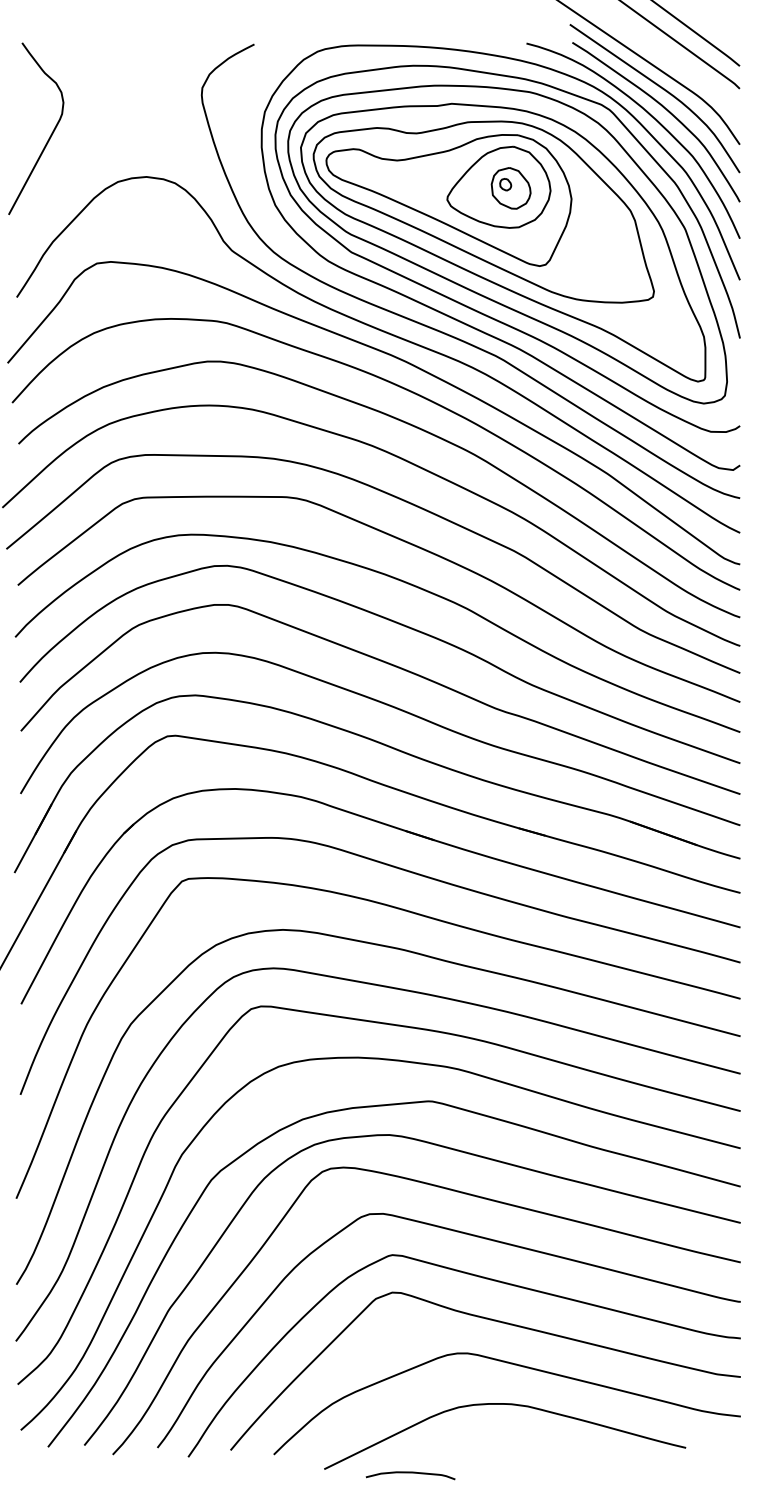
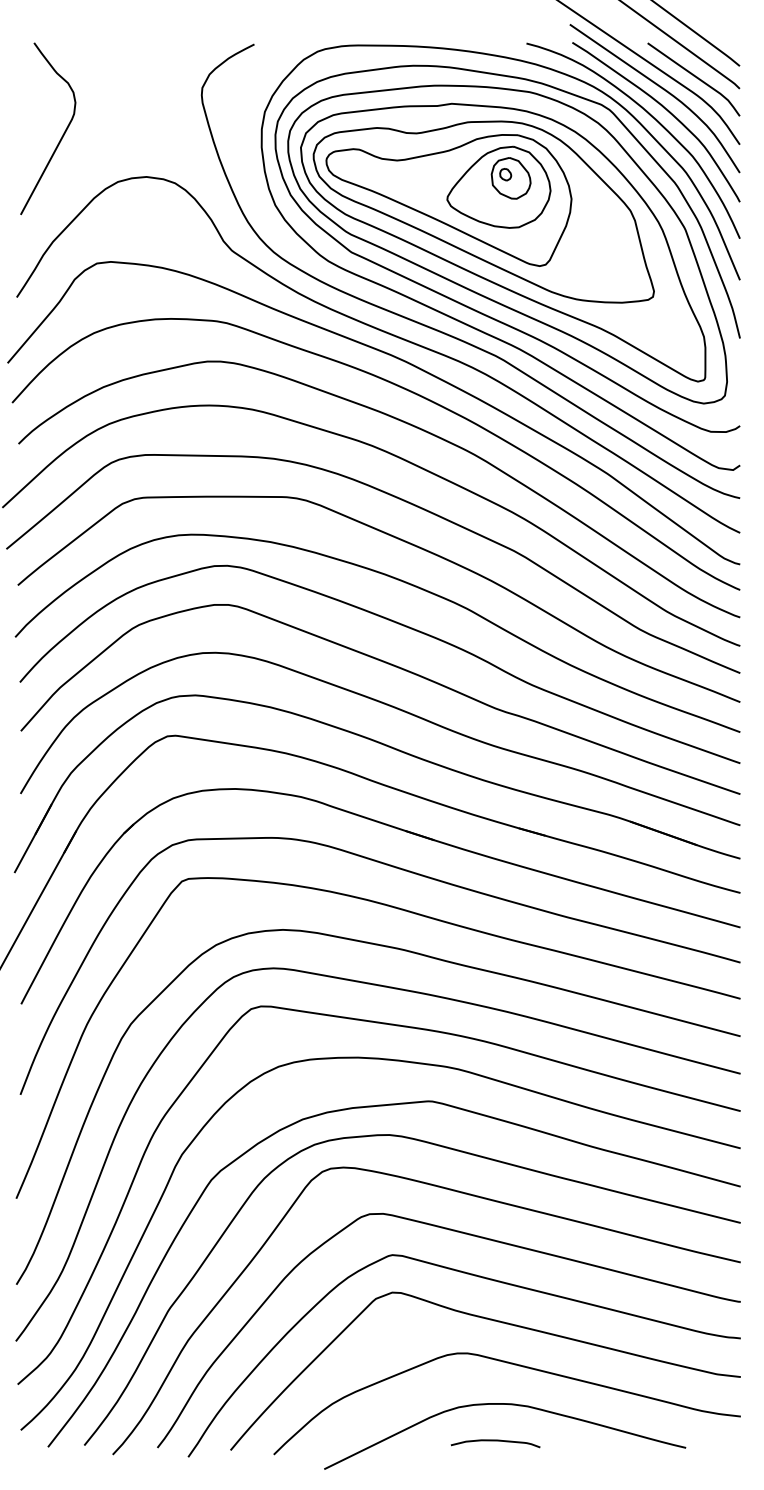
curve: none -> present (695, 77)
curve position: (50, 134) -> (62, 134) (62, 134)
part position: (510, 188) -> (510, 178) (510, 178)
curve position: (410, 1473) -> (495, 1441) (495, 1441)
